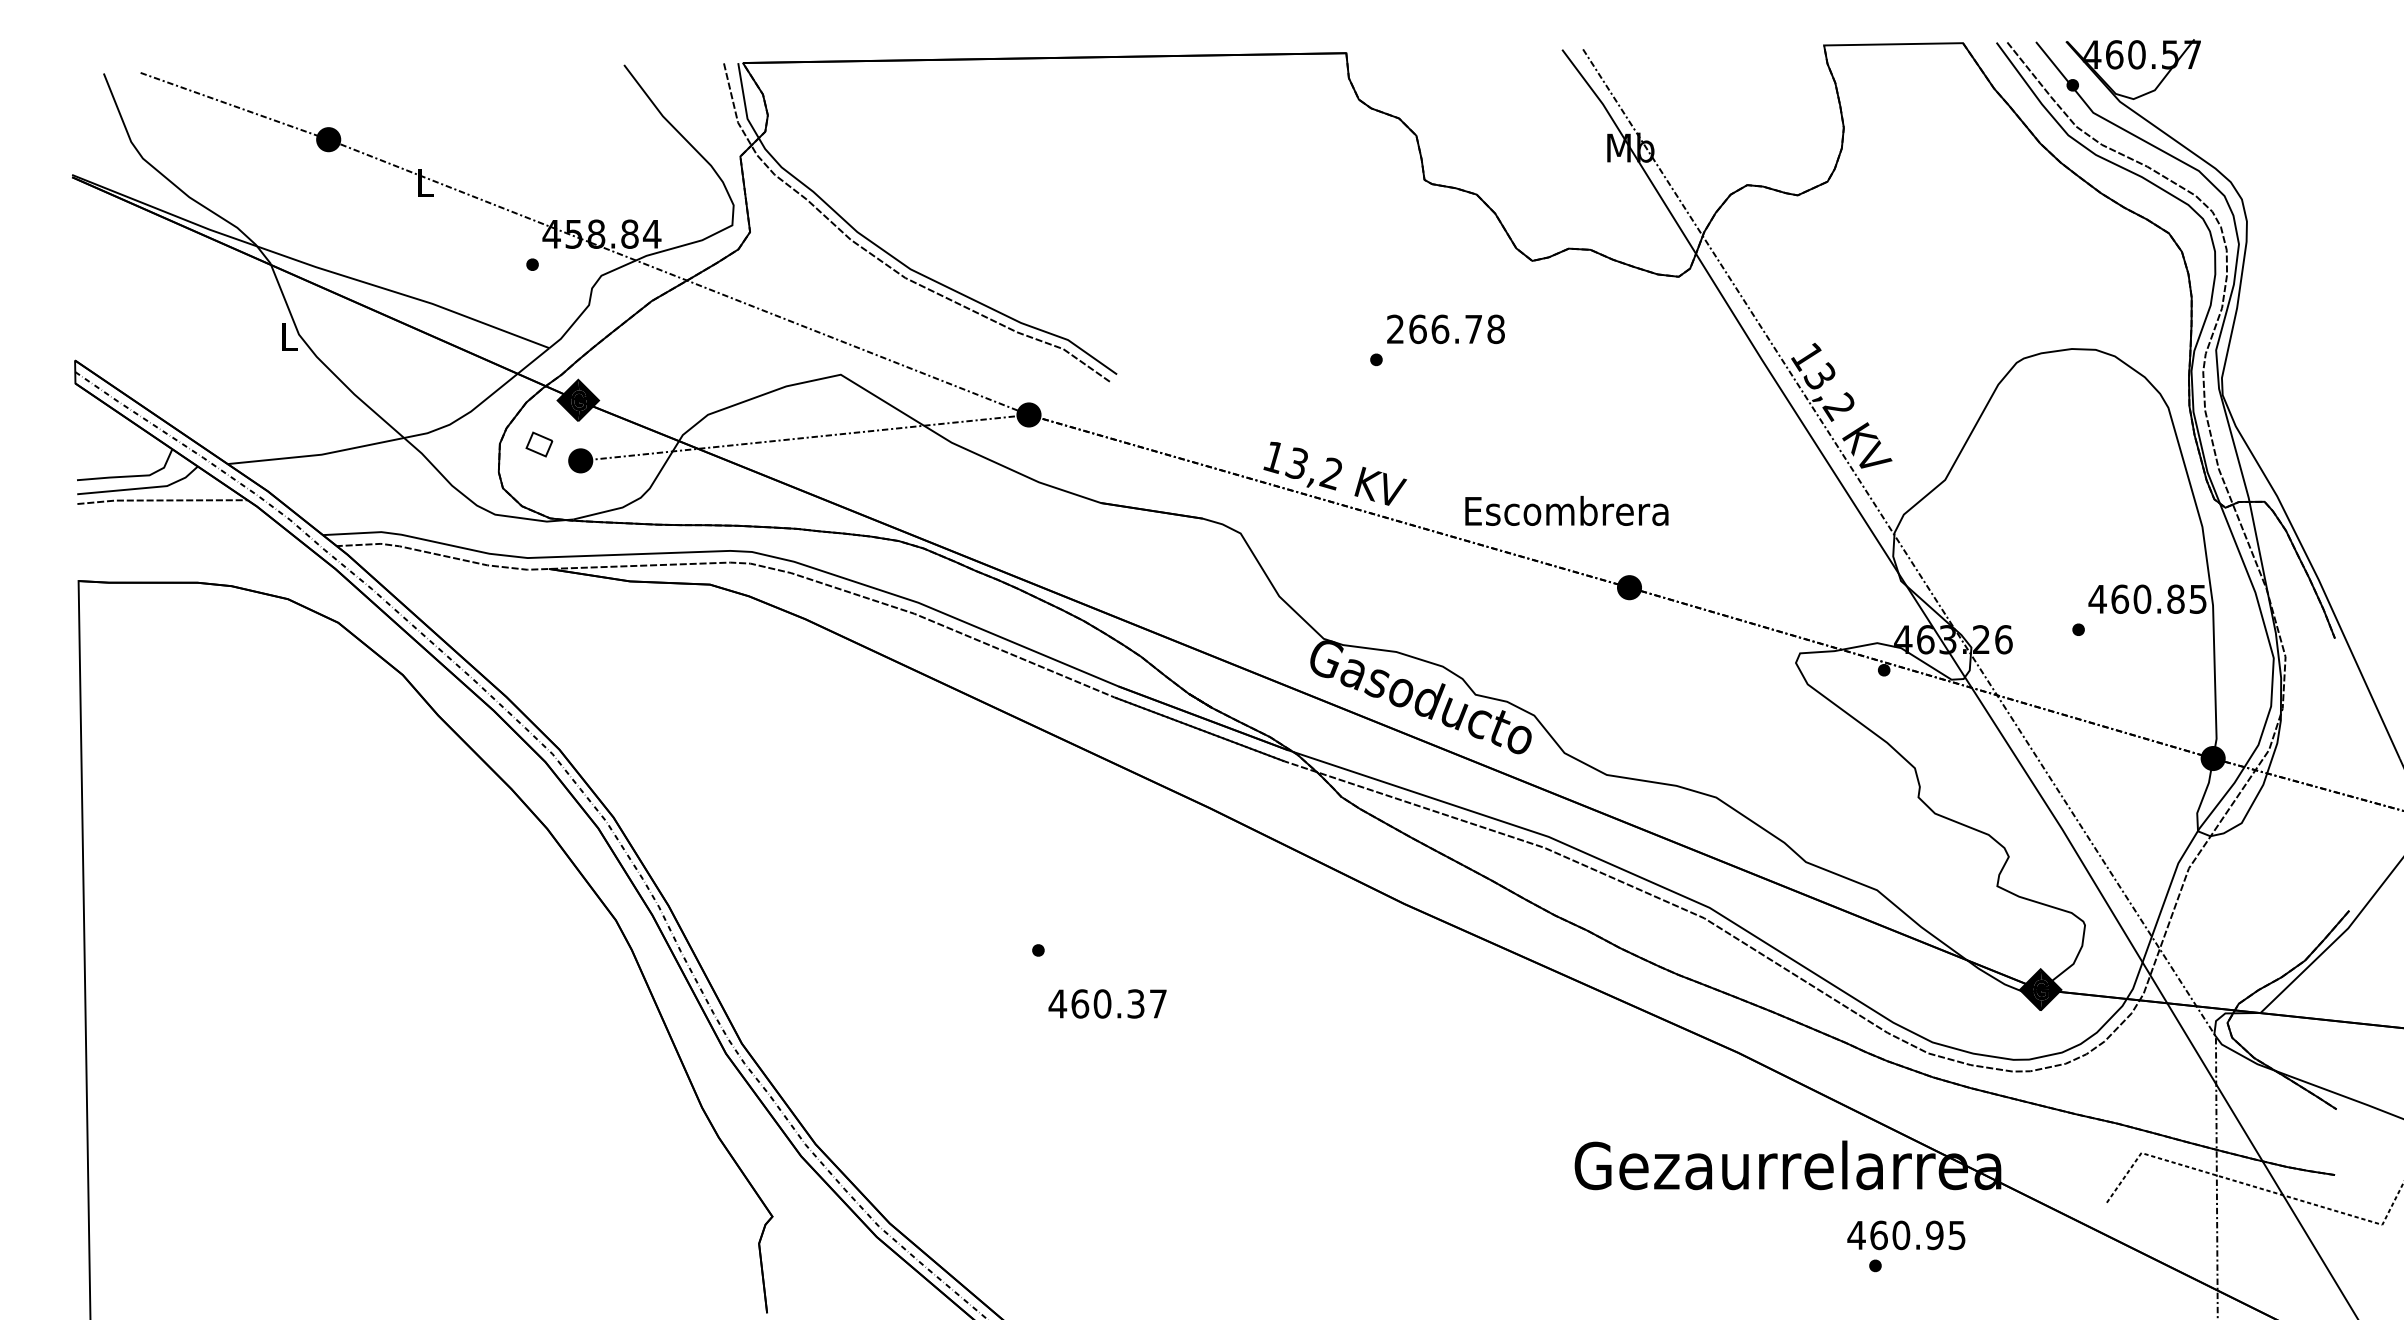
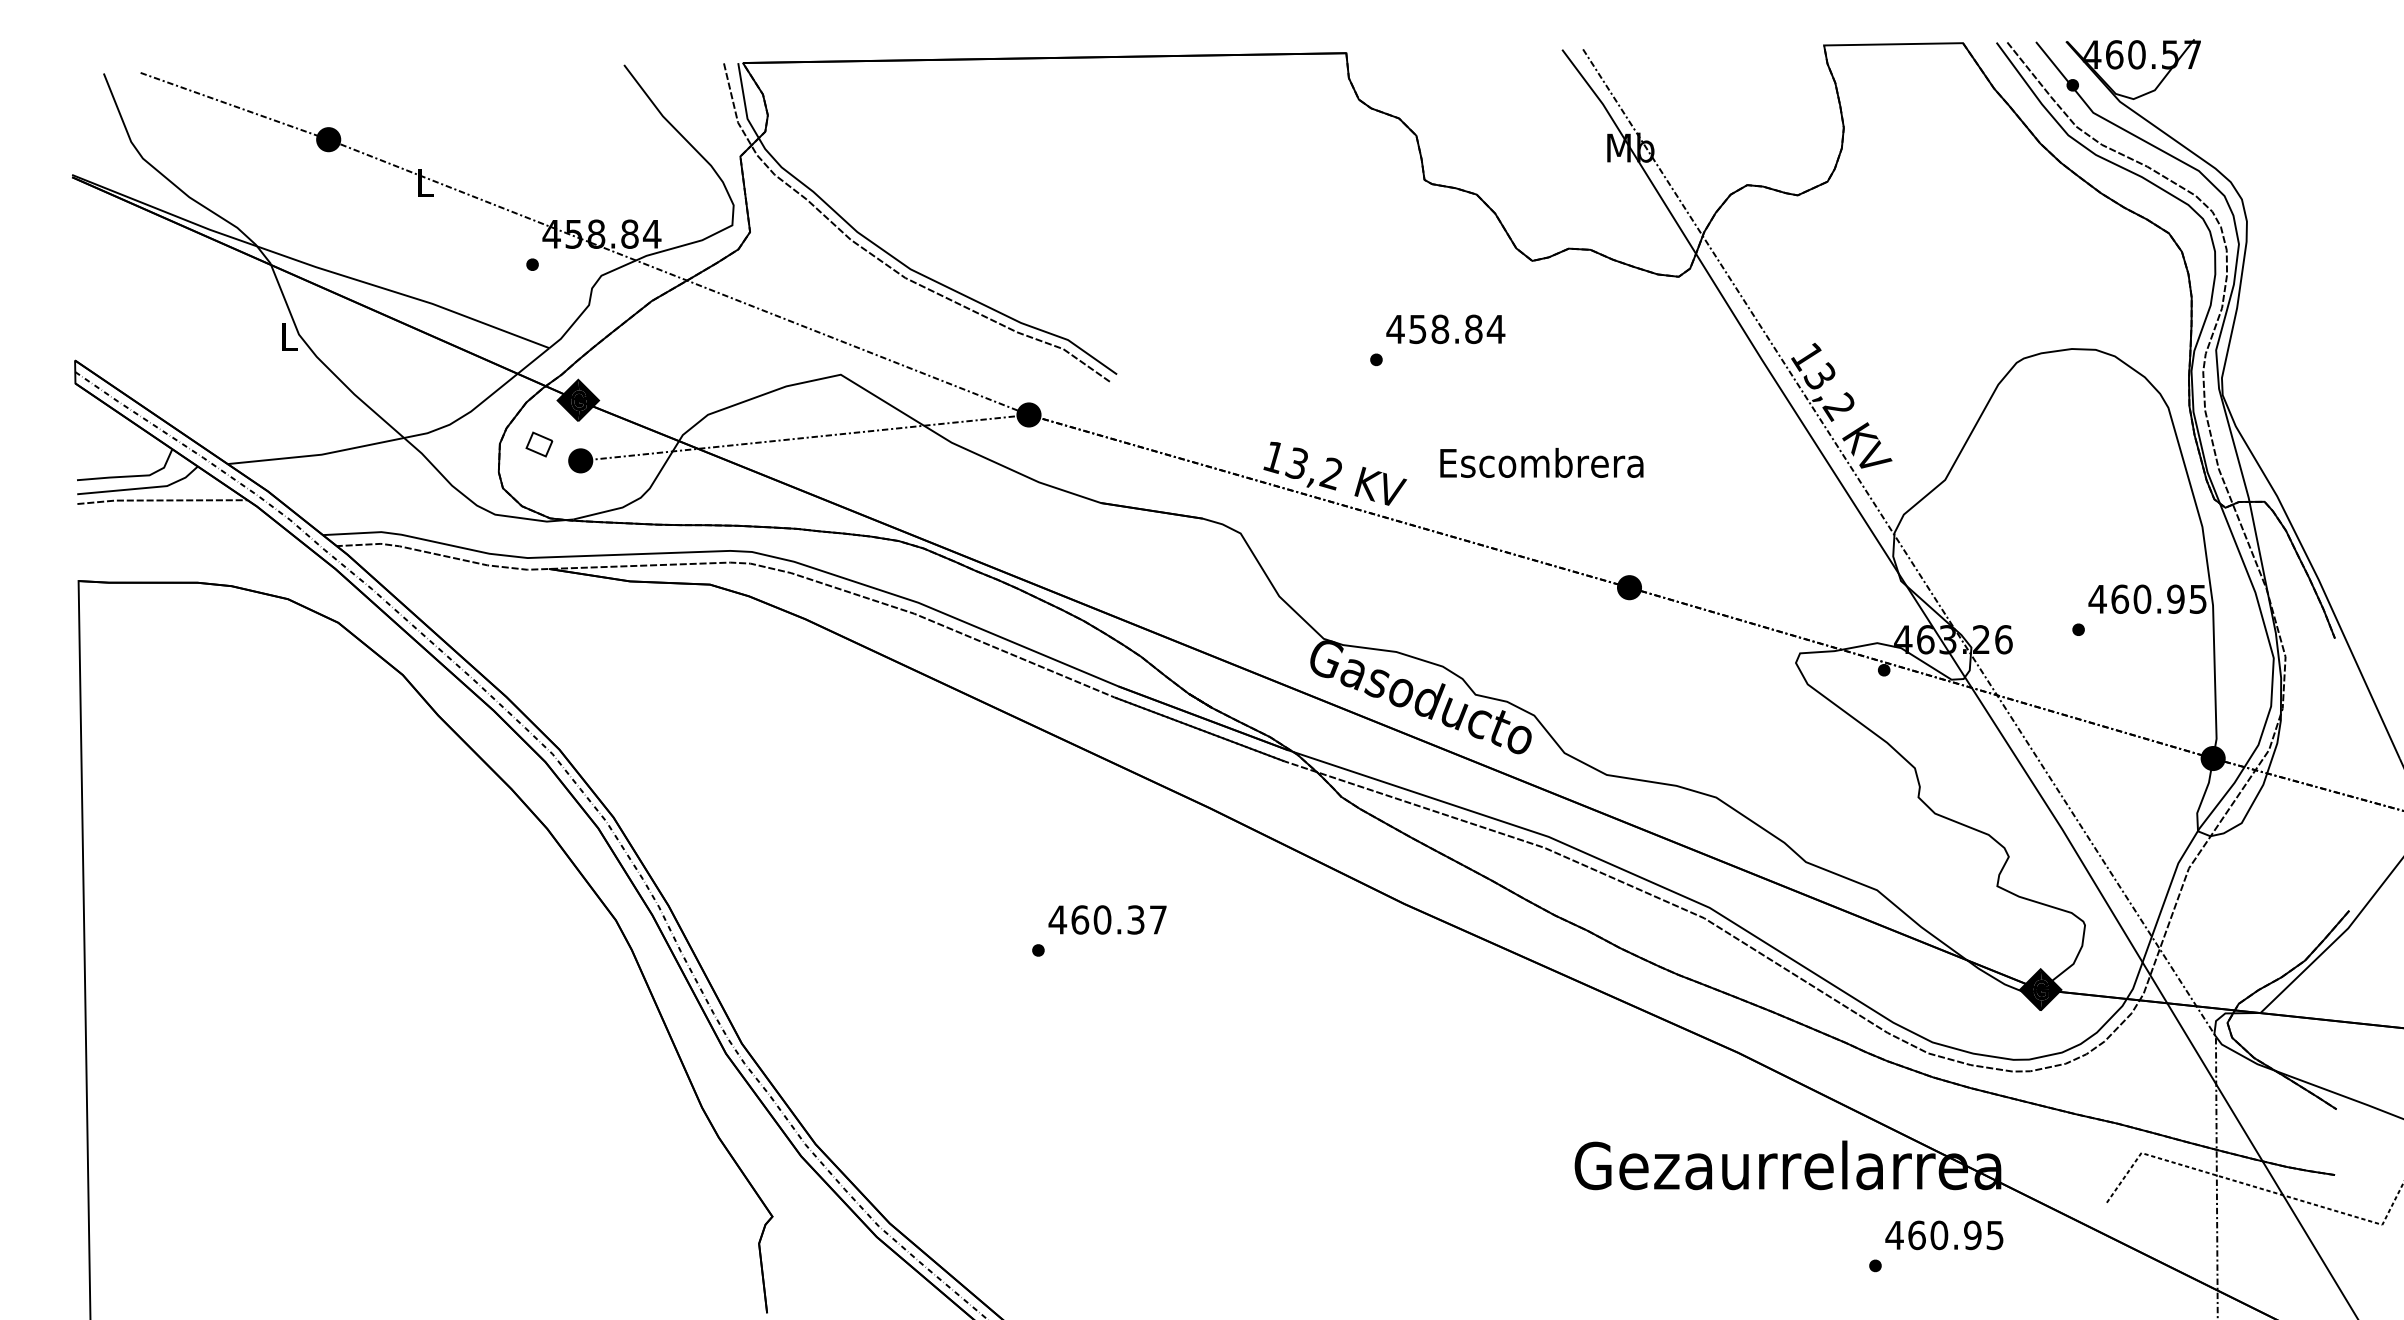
text: 266.78 -> 458.84 (1445, 329)
text position: (1566, 510) -> (1541, 462) (1541, 462)
text: 460.85 -> 460.95 (2175, 598)
text position: (1107, 1003) -> (1107, 919) (1107, 919)
text position: (1906, 1235) -> (1944, 1235) (1944, 1235)
